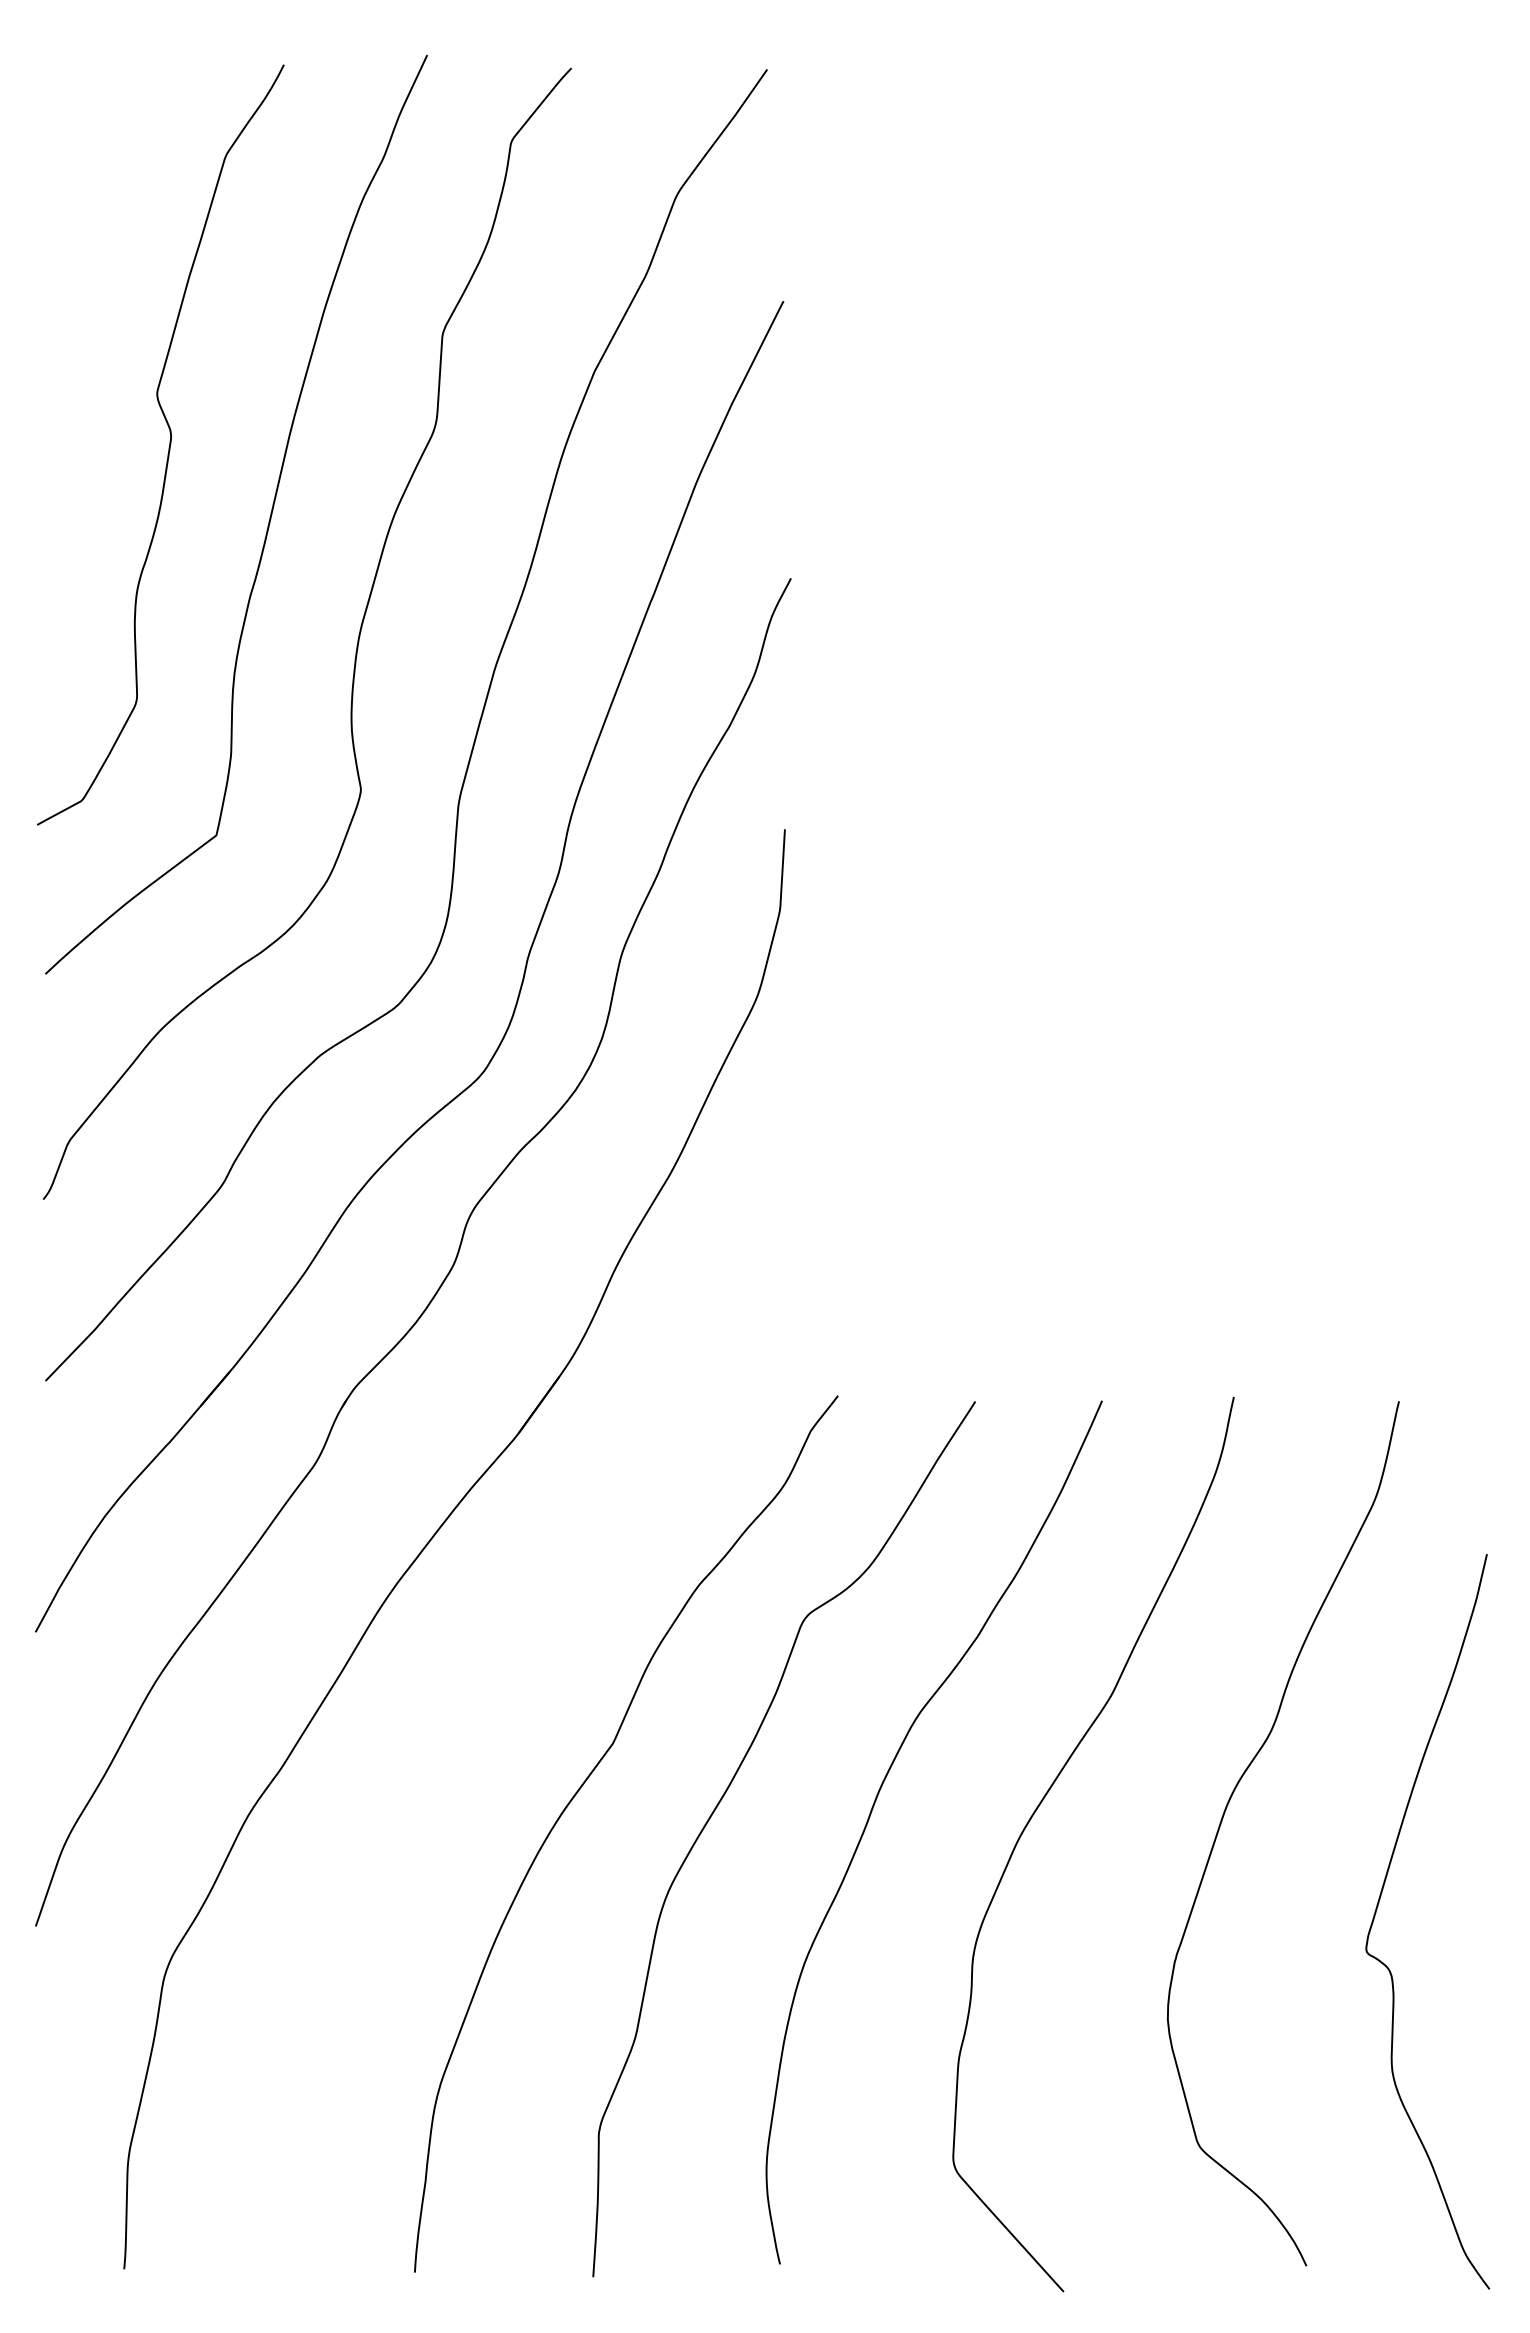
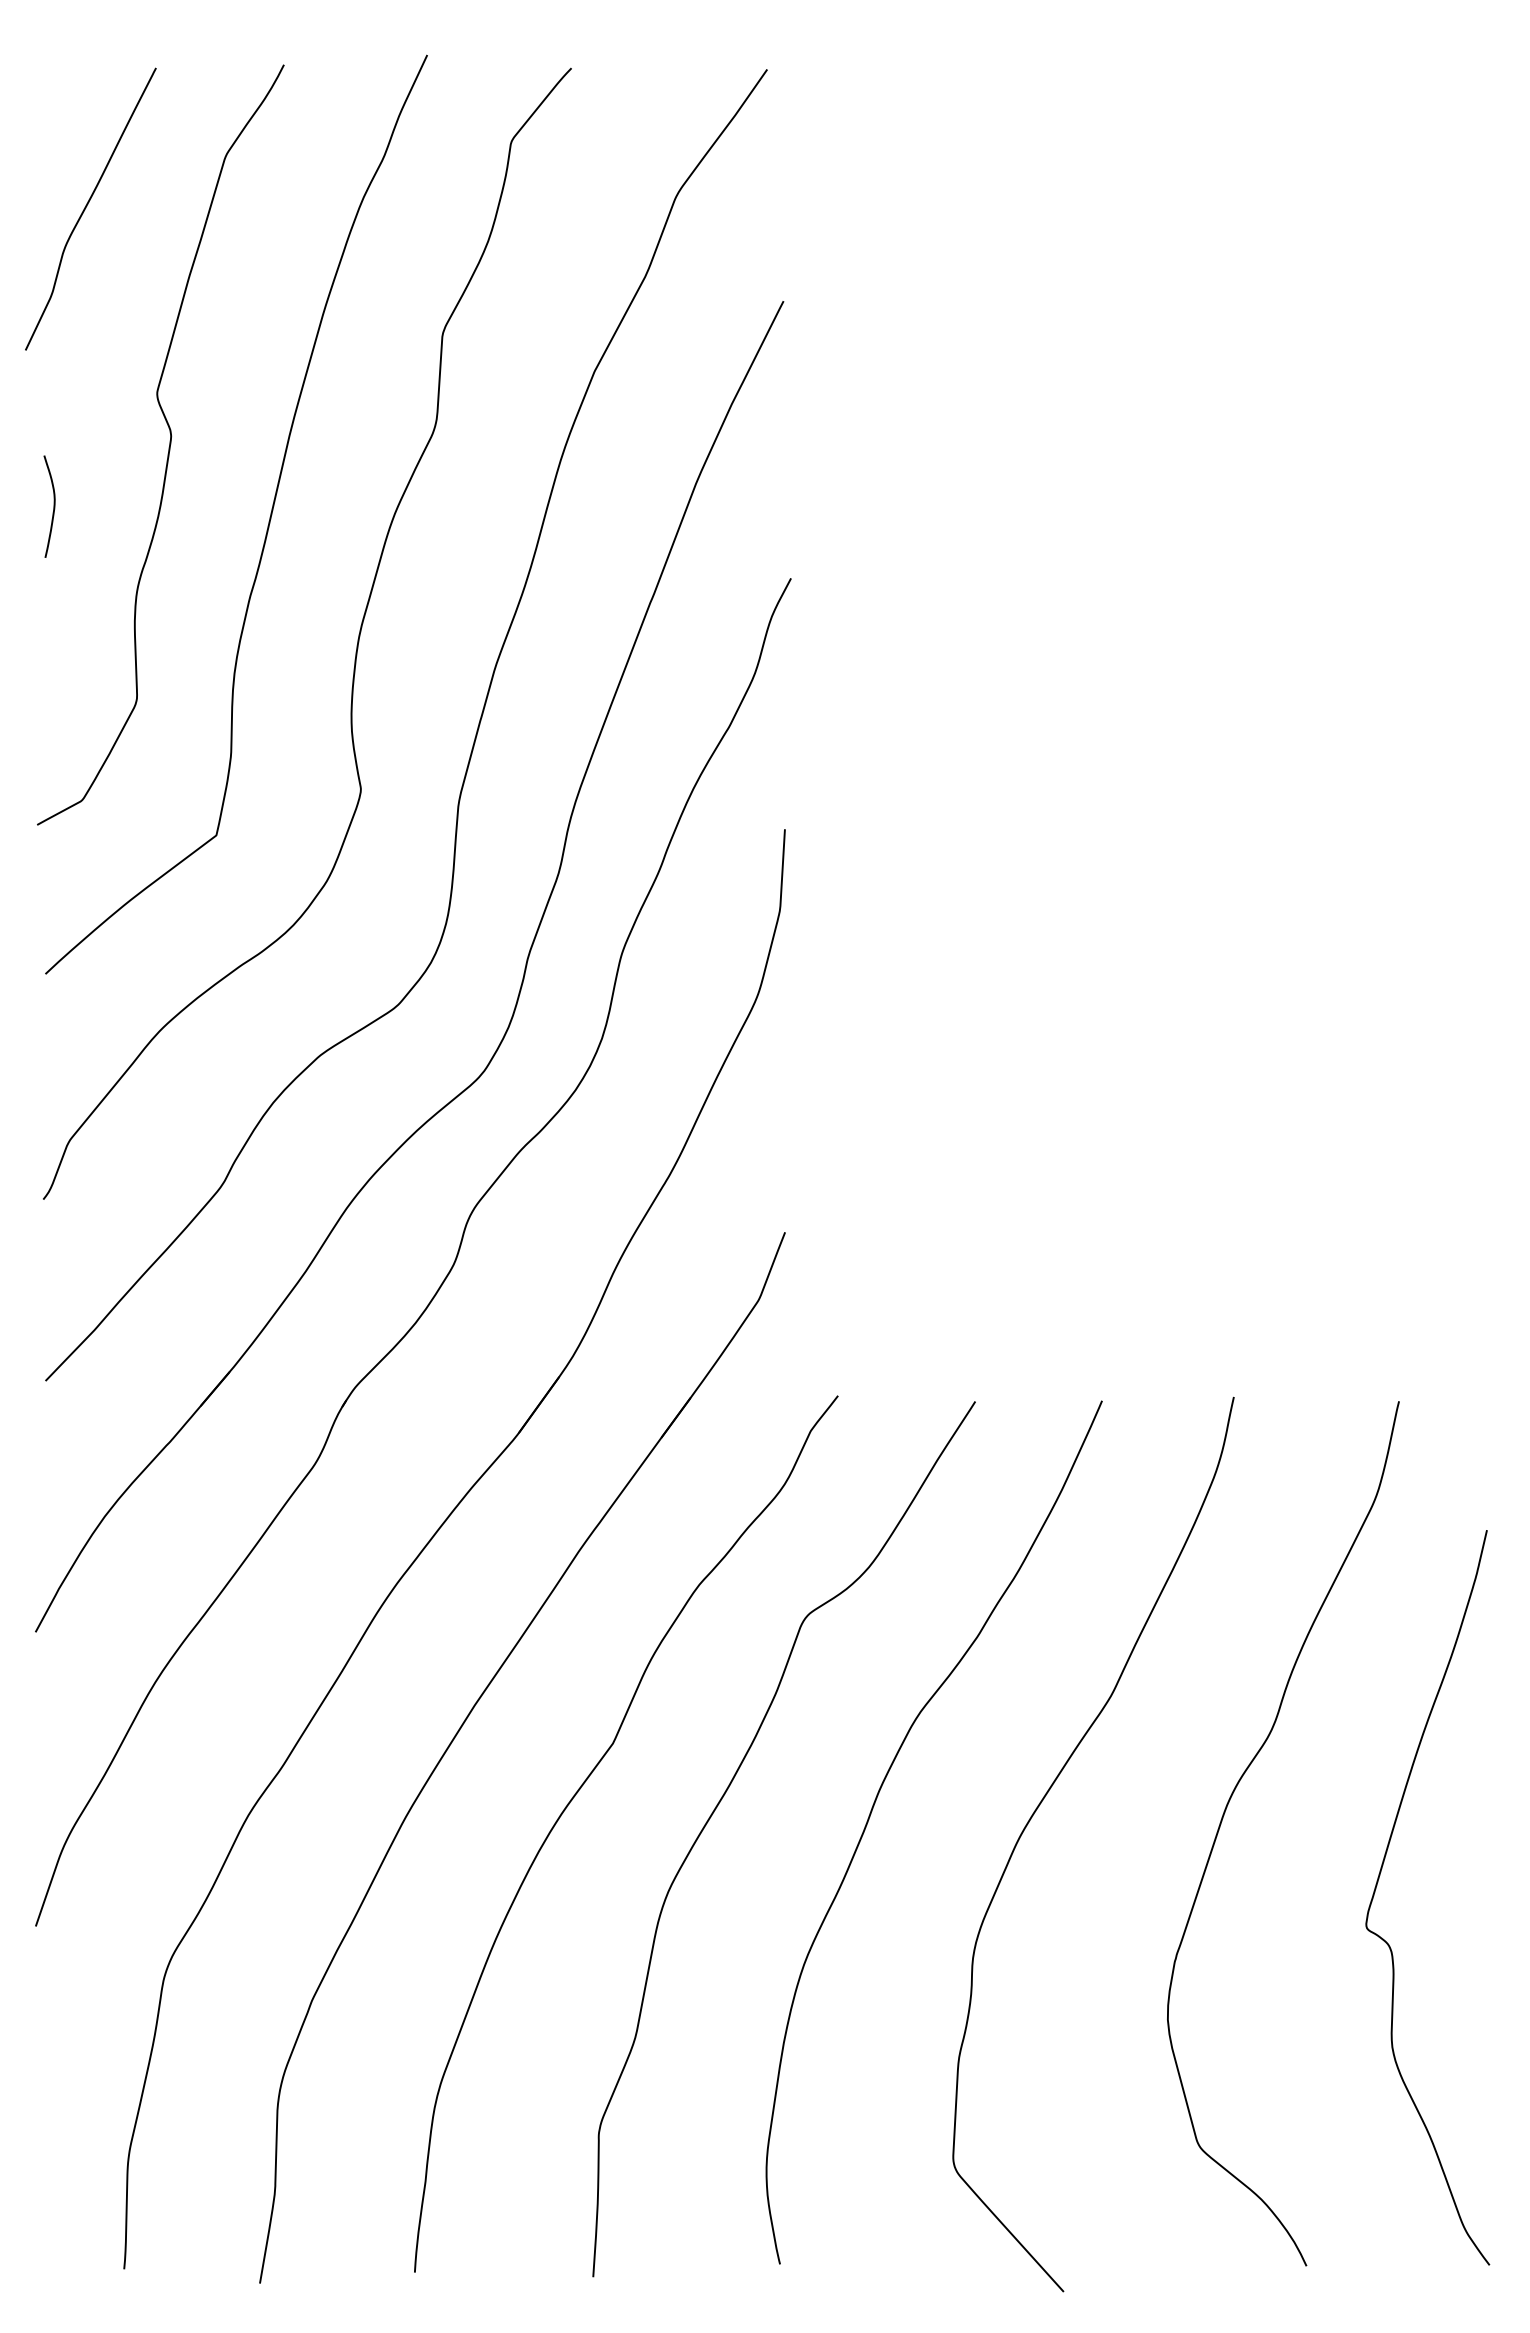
curve: none -> present (87, 206)
curve: none -> present (53, 506)
part: none -> present (465, 1722)
curve position: (1378, 1906) -> (1378, 1882) (1378, 1882)
